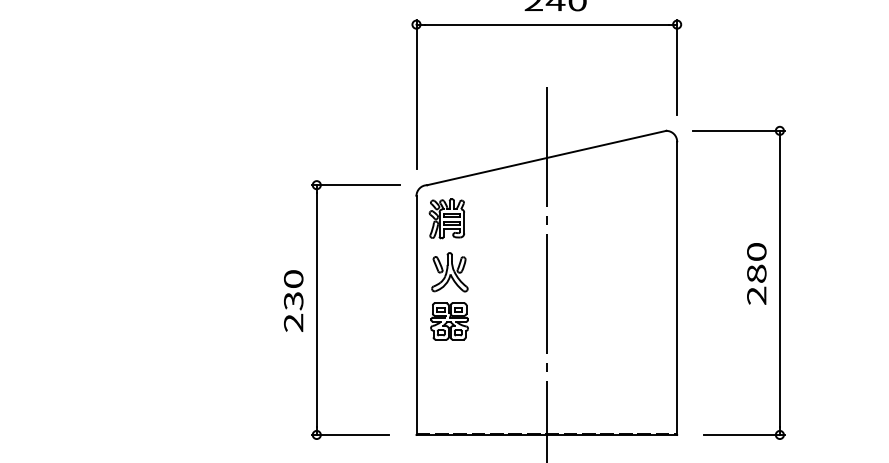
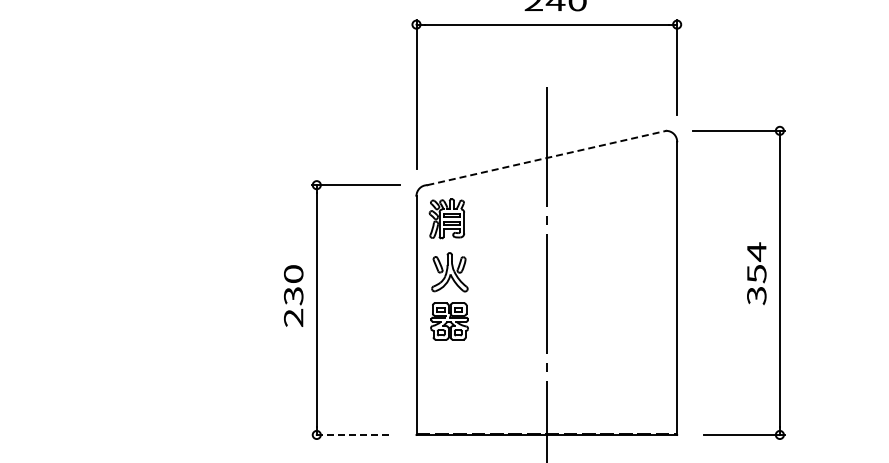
line: solid -> dashed (546, 158)
text: 280 -> 354 (756, 273)
text position: (293, 300) -> (293, 295) (293, 295)
line: solid -> dashed (350, 434)
